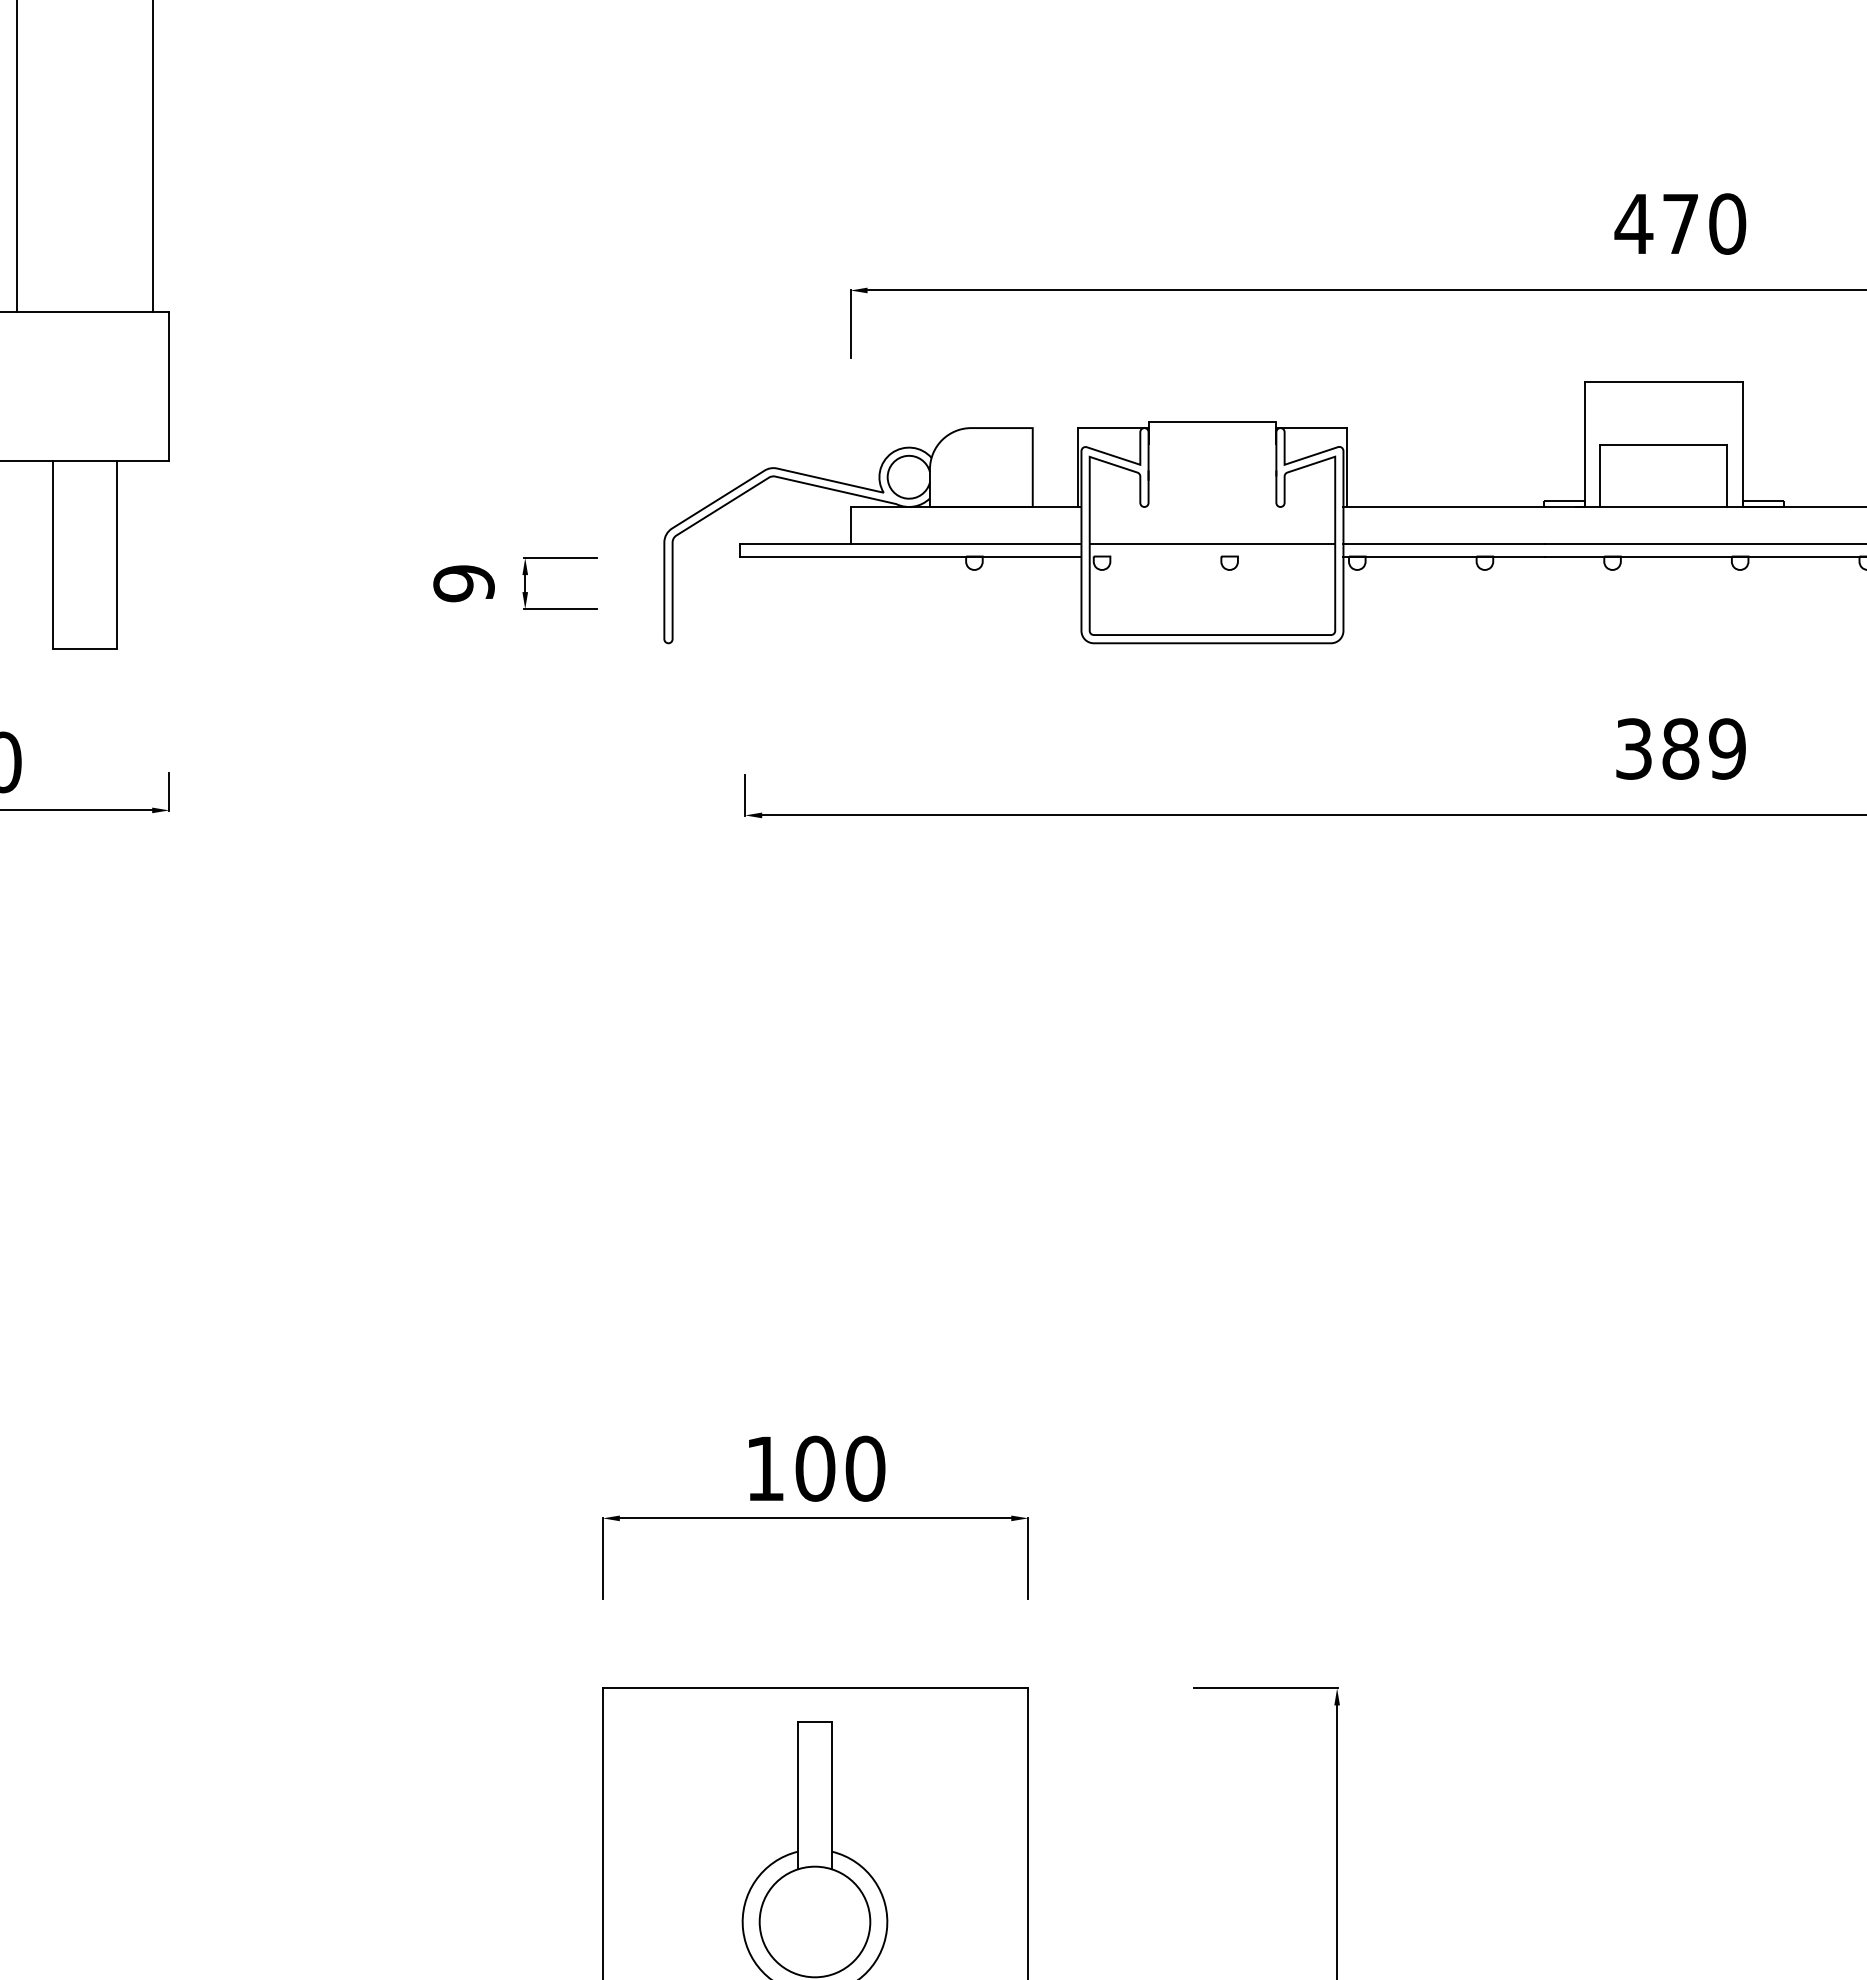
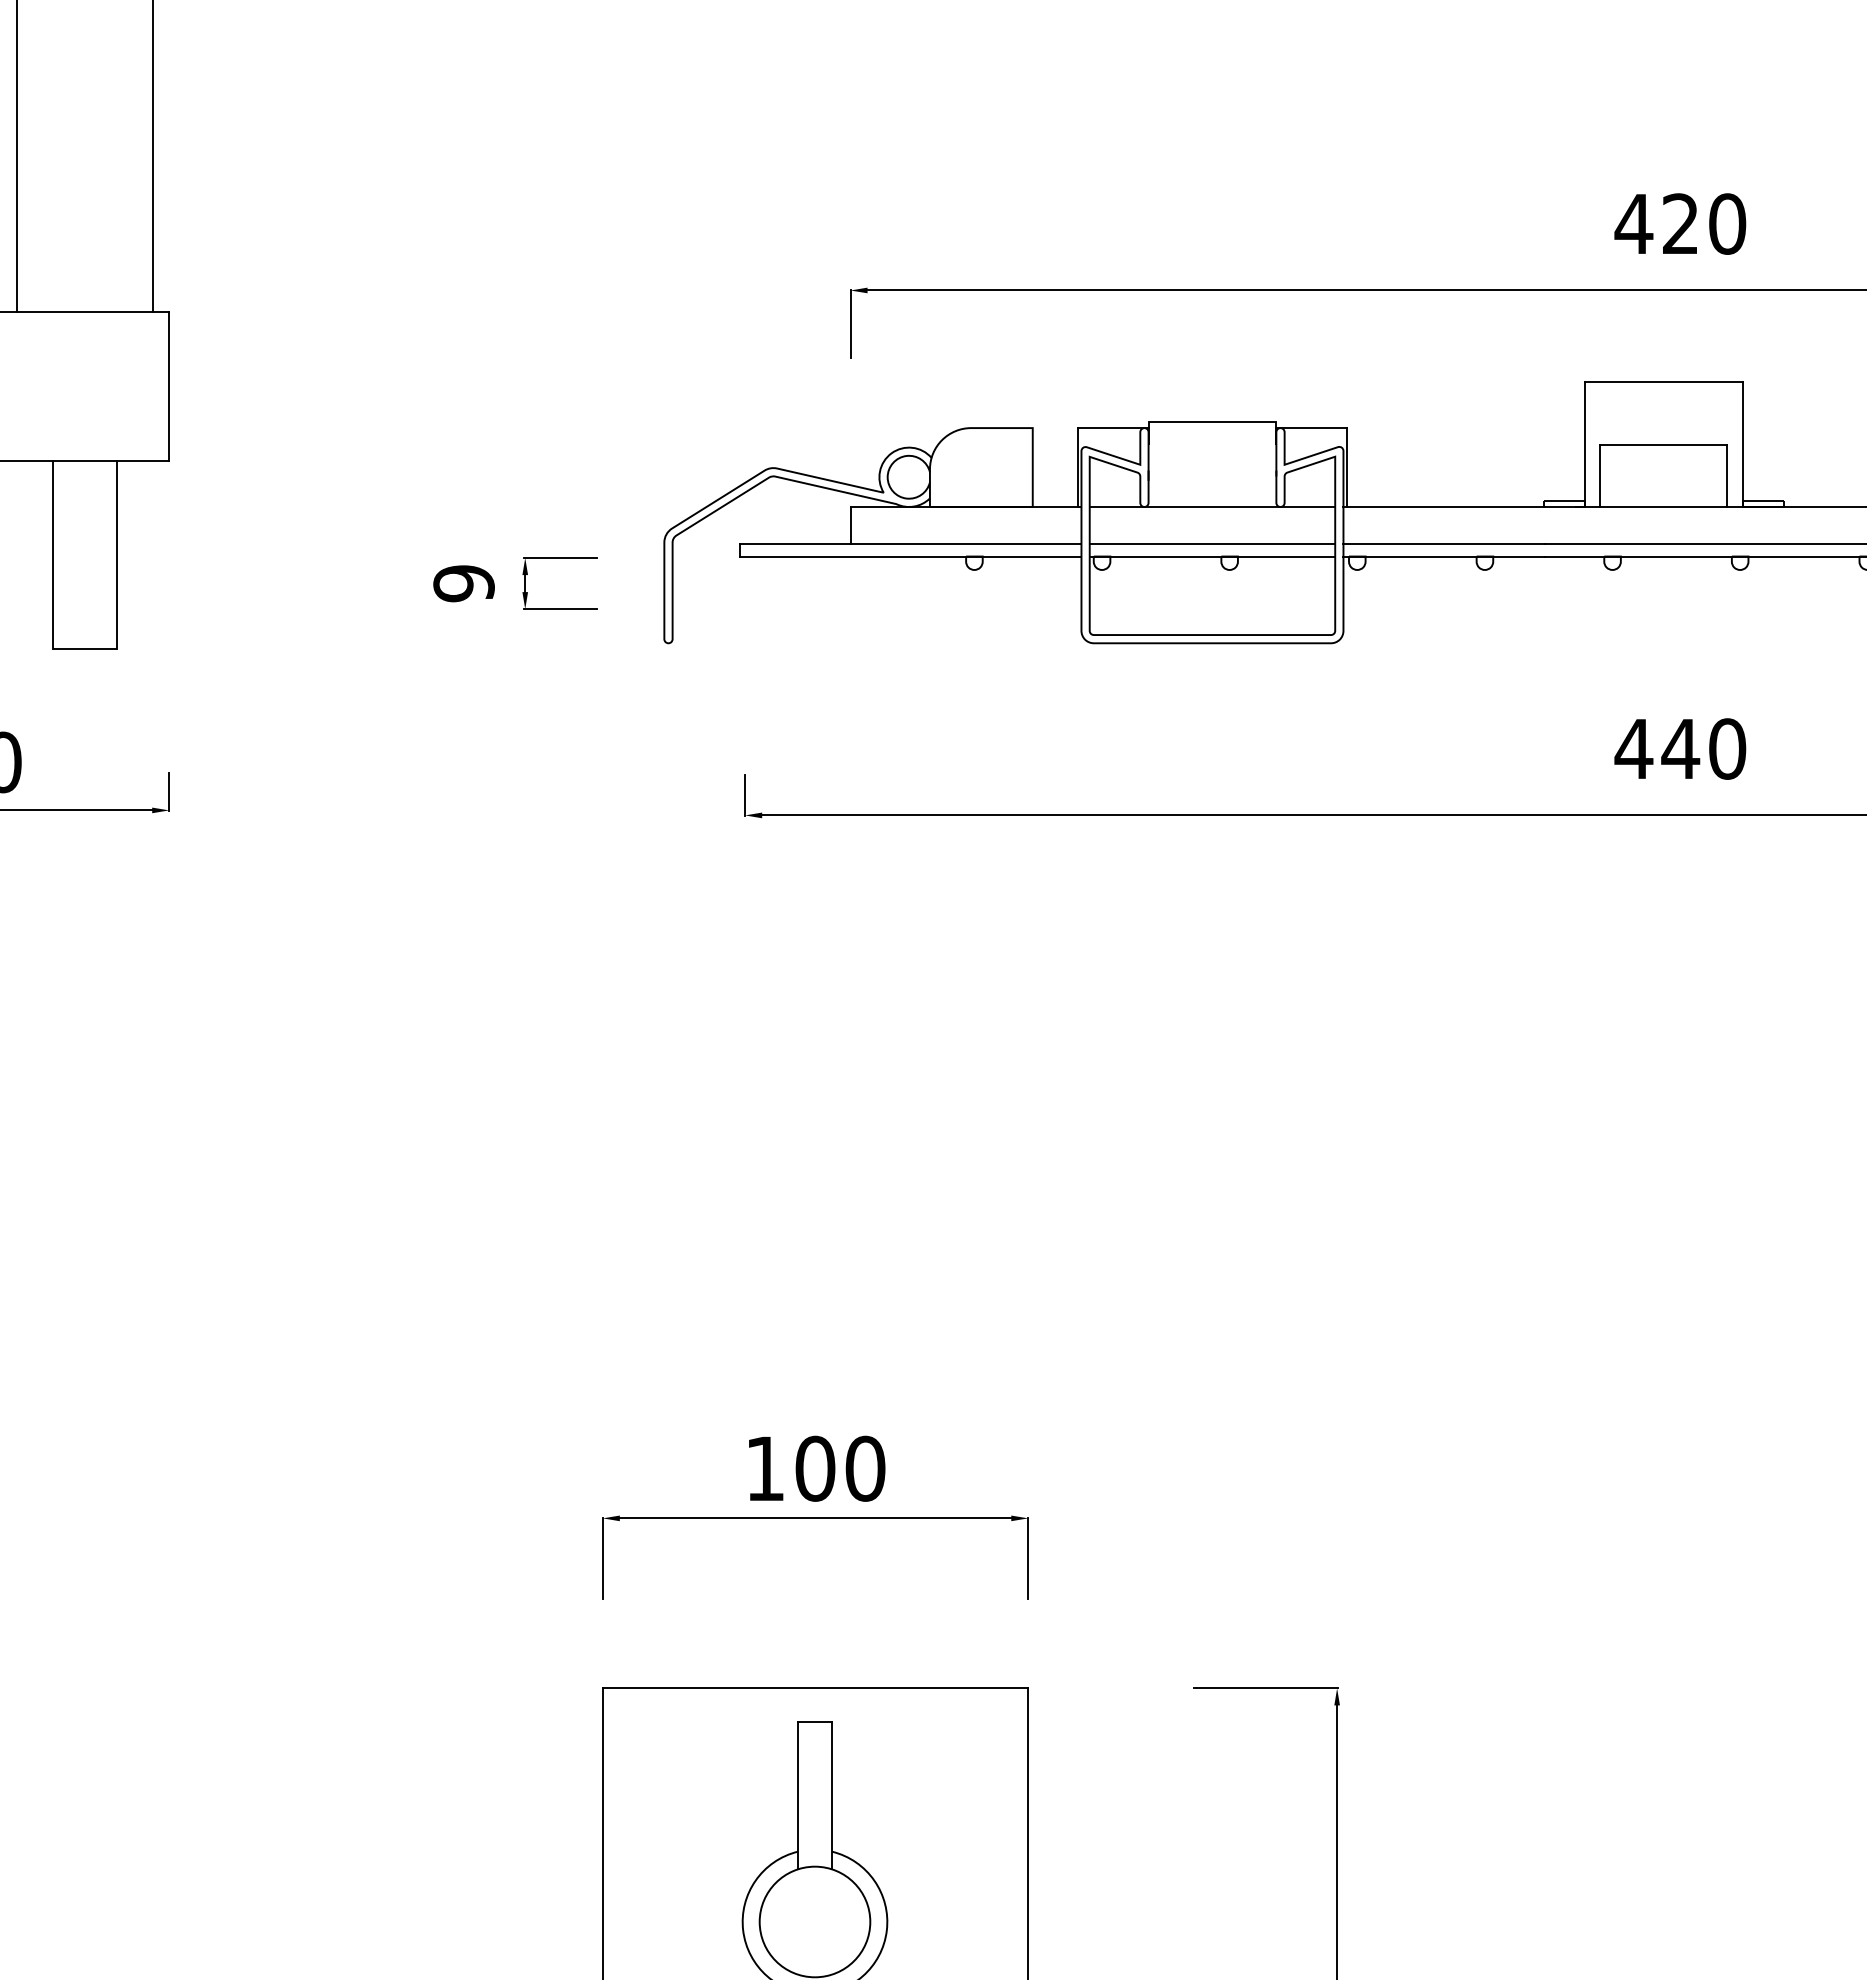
text: 470 -> 420 (1680, 223)
line: none -> present (1212, 507)
line: none -> present (1212, 556)
text: 389 -> 440 (1680, 748)
